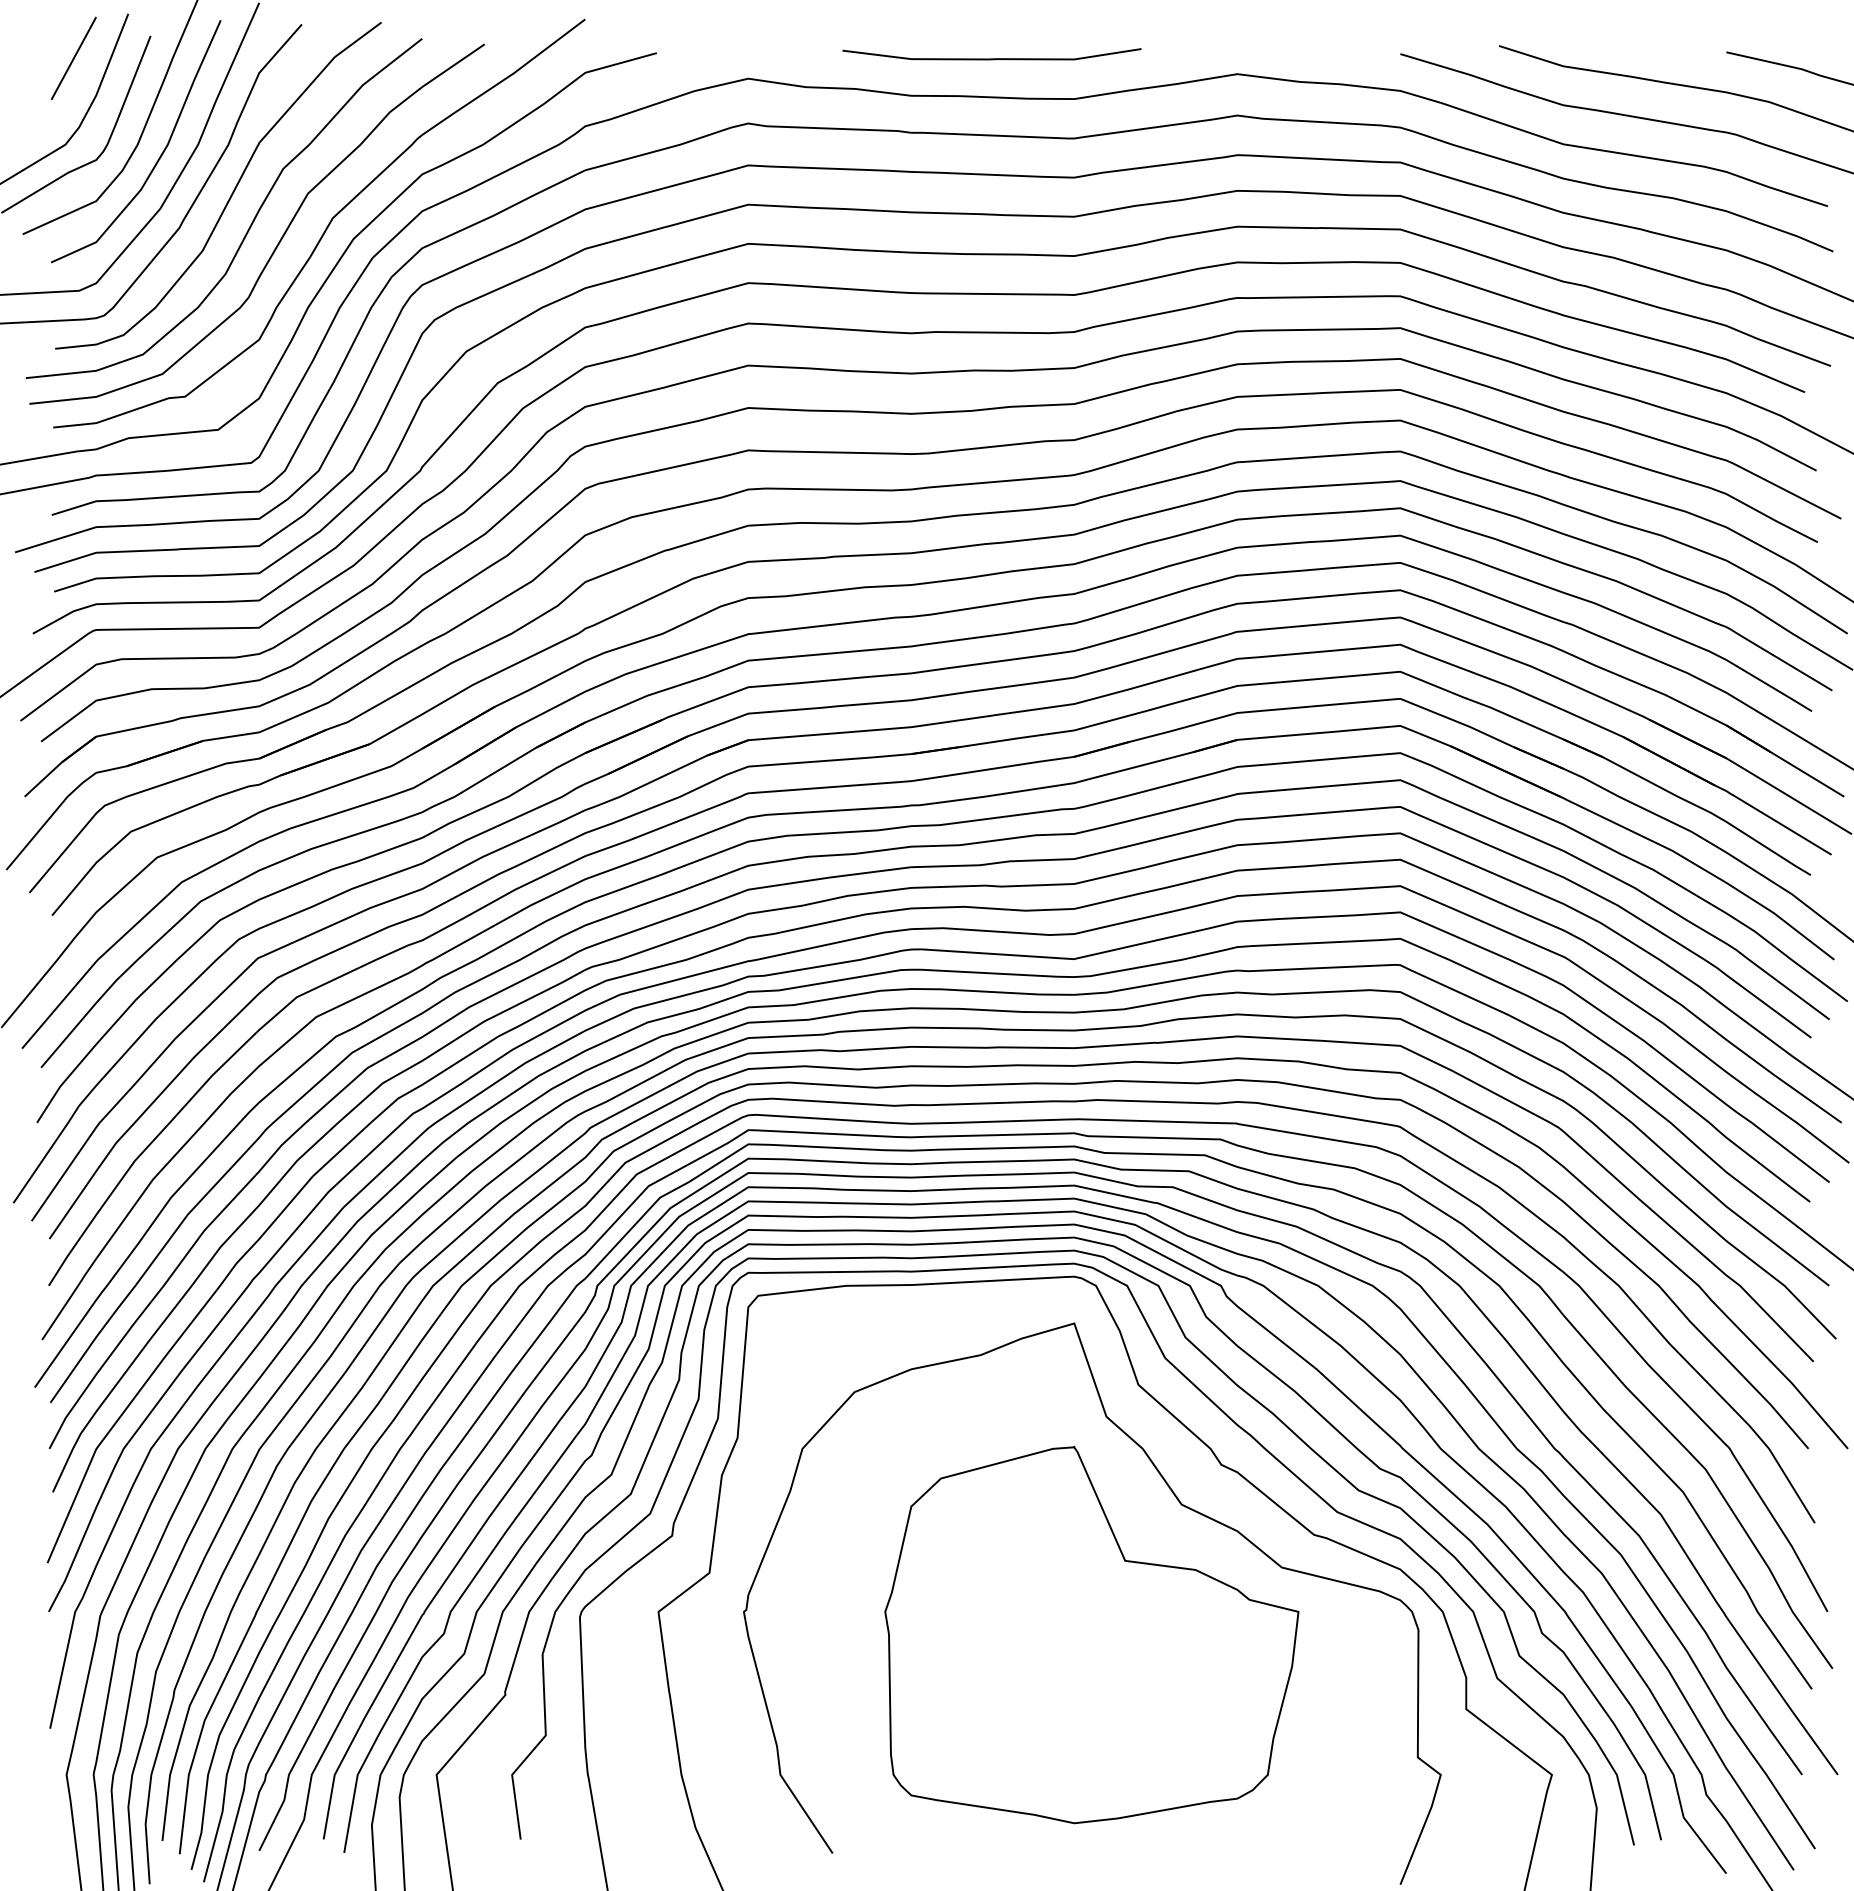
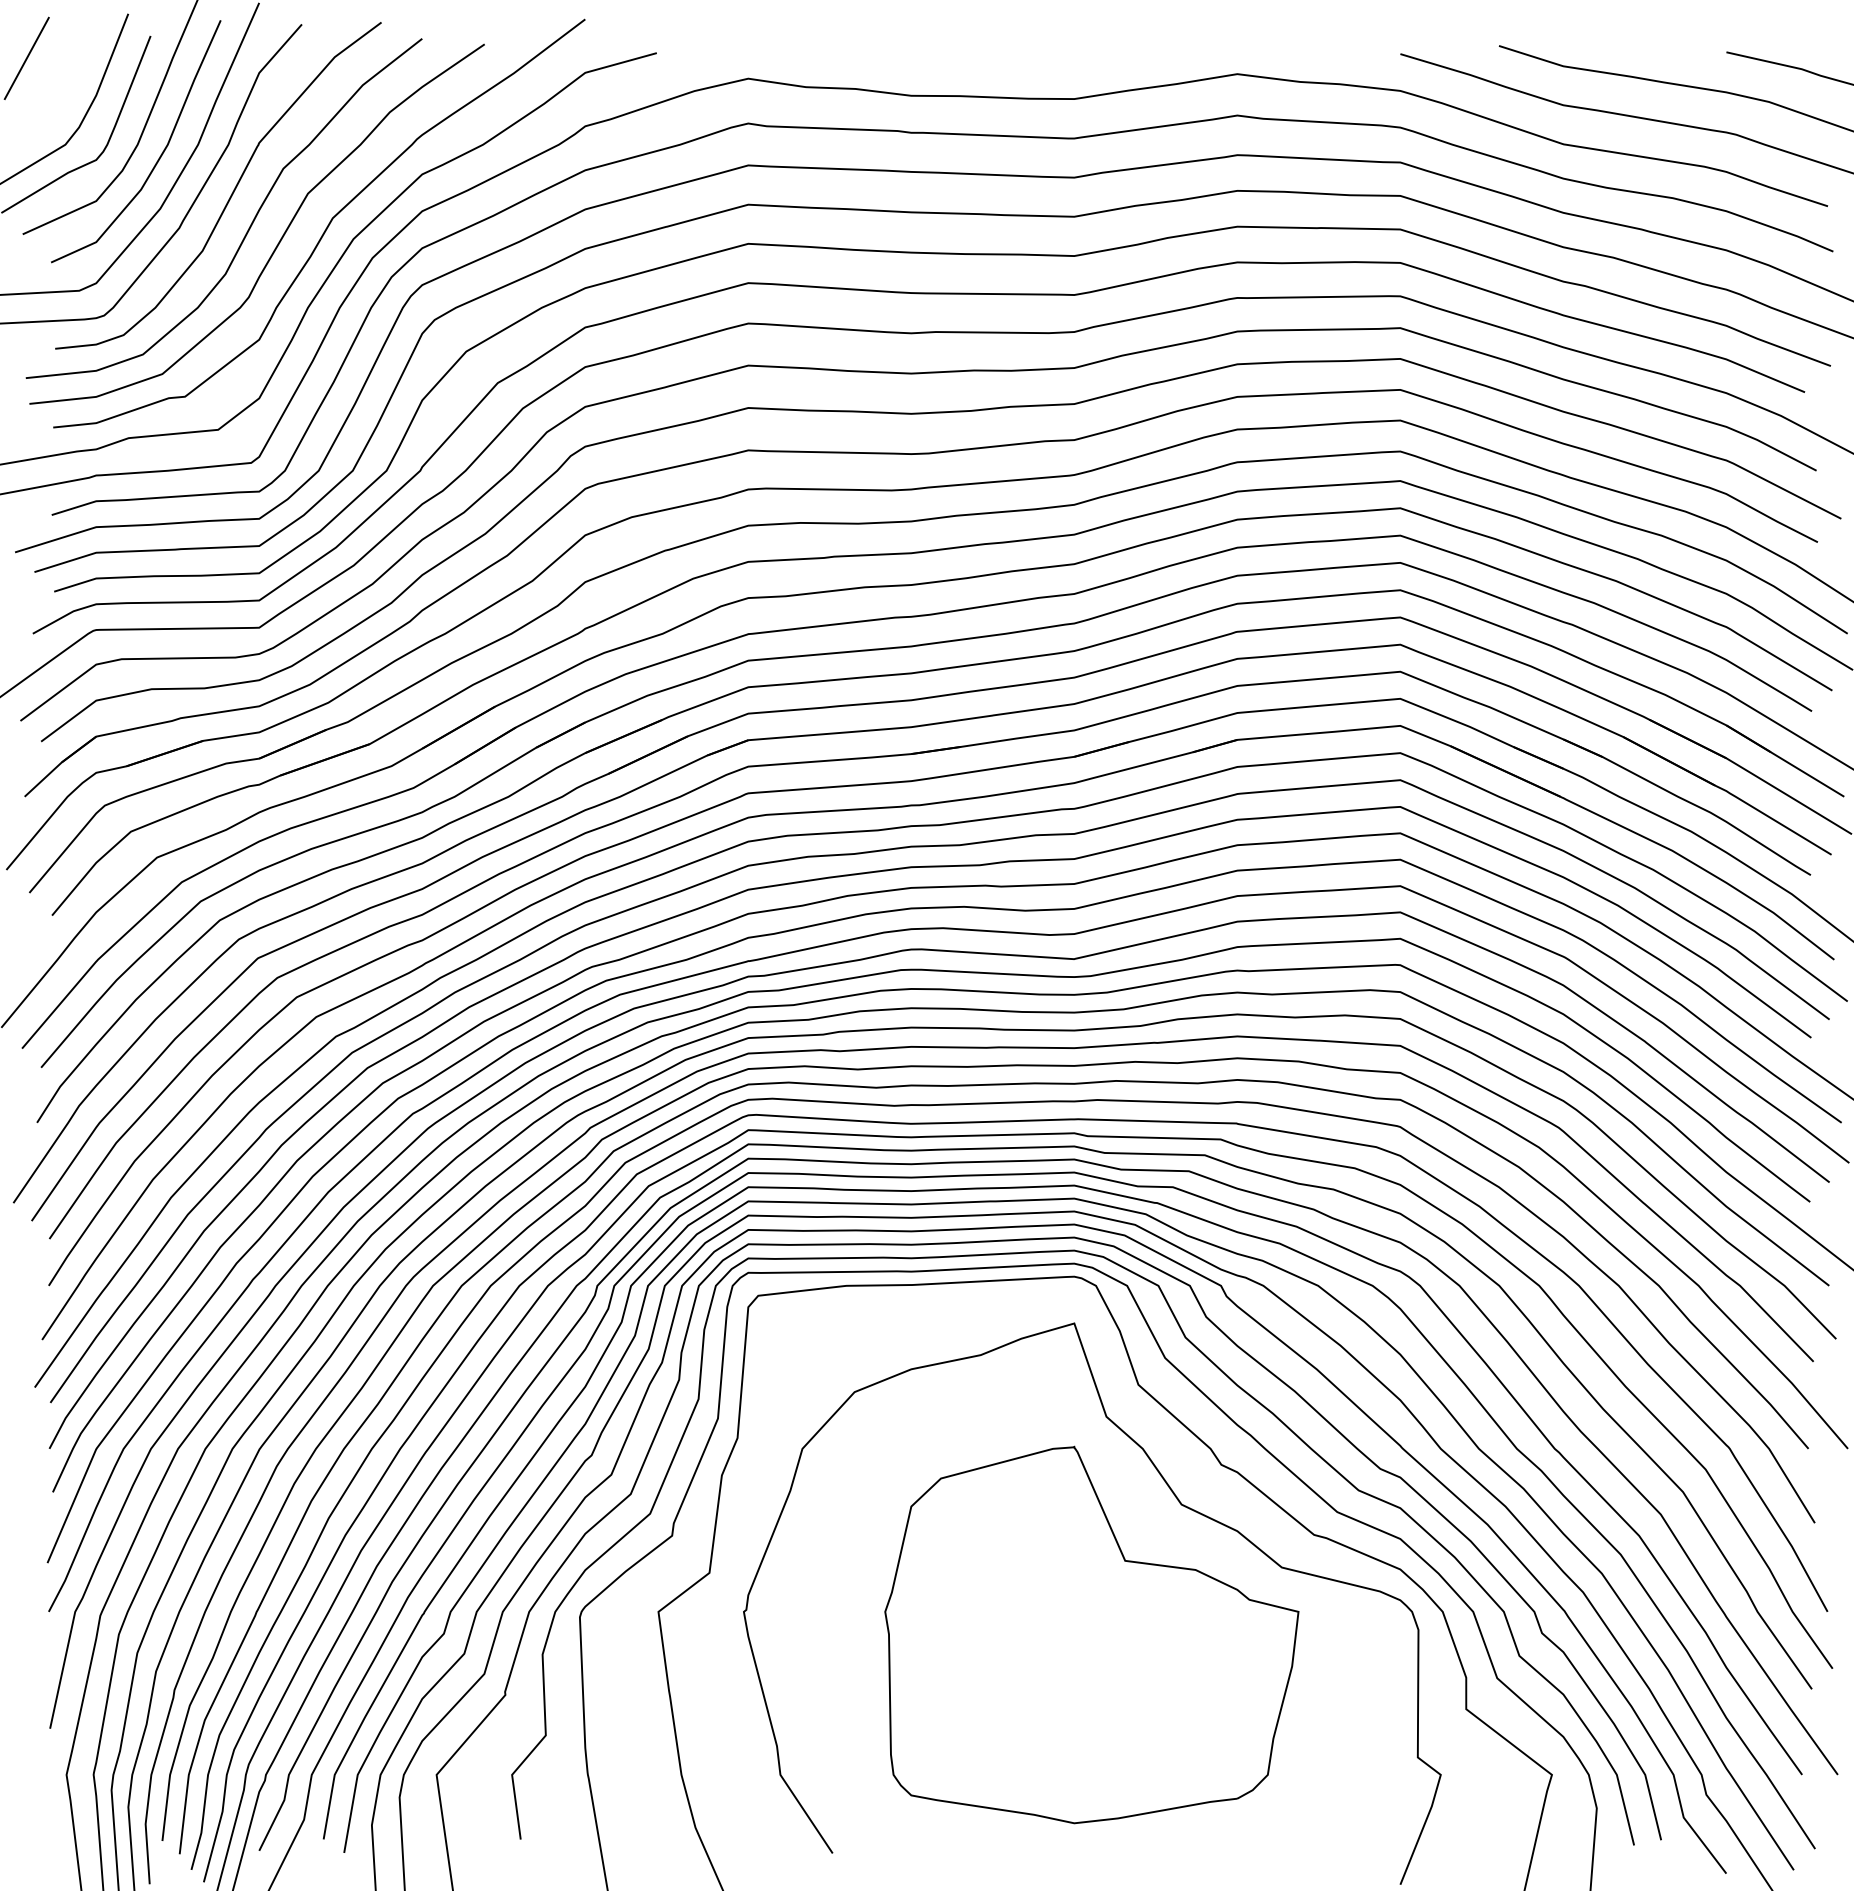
line position: (73, 57) -> (26, 57) (26, 57)
curve: present -> none (991, 58)
